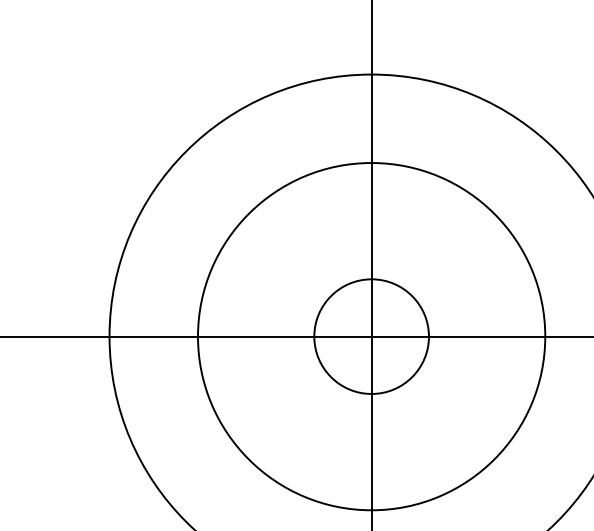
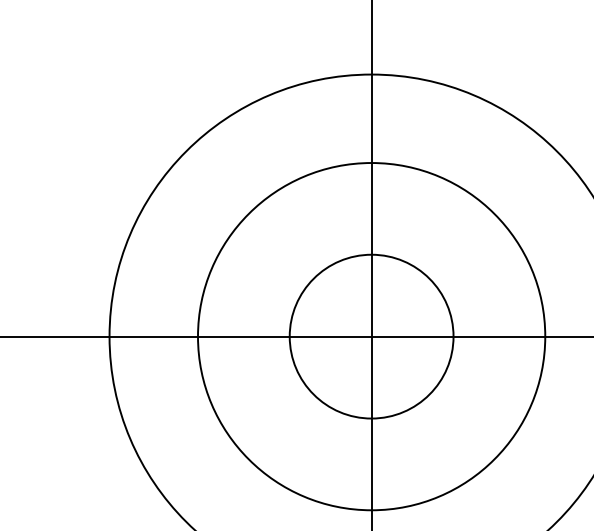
circle diameter: 115 px -> 164 px (371, 336)
